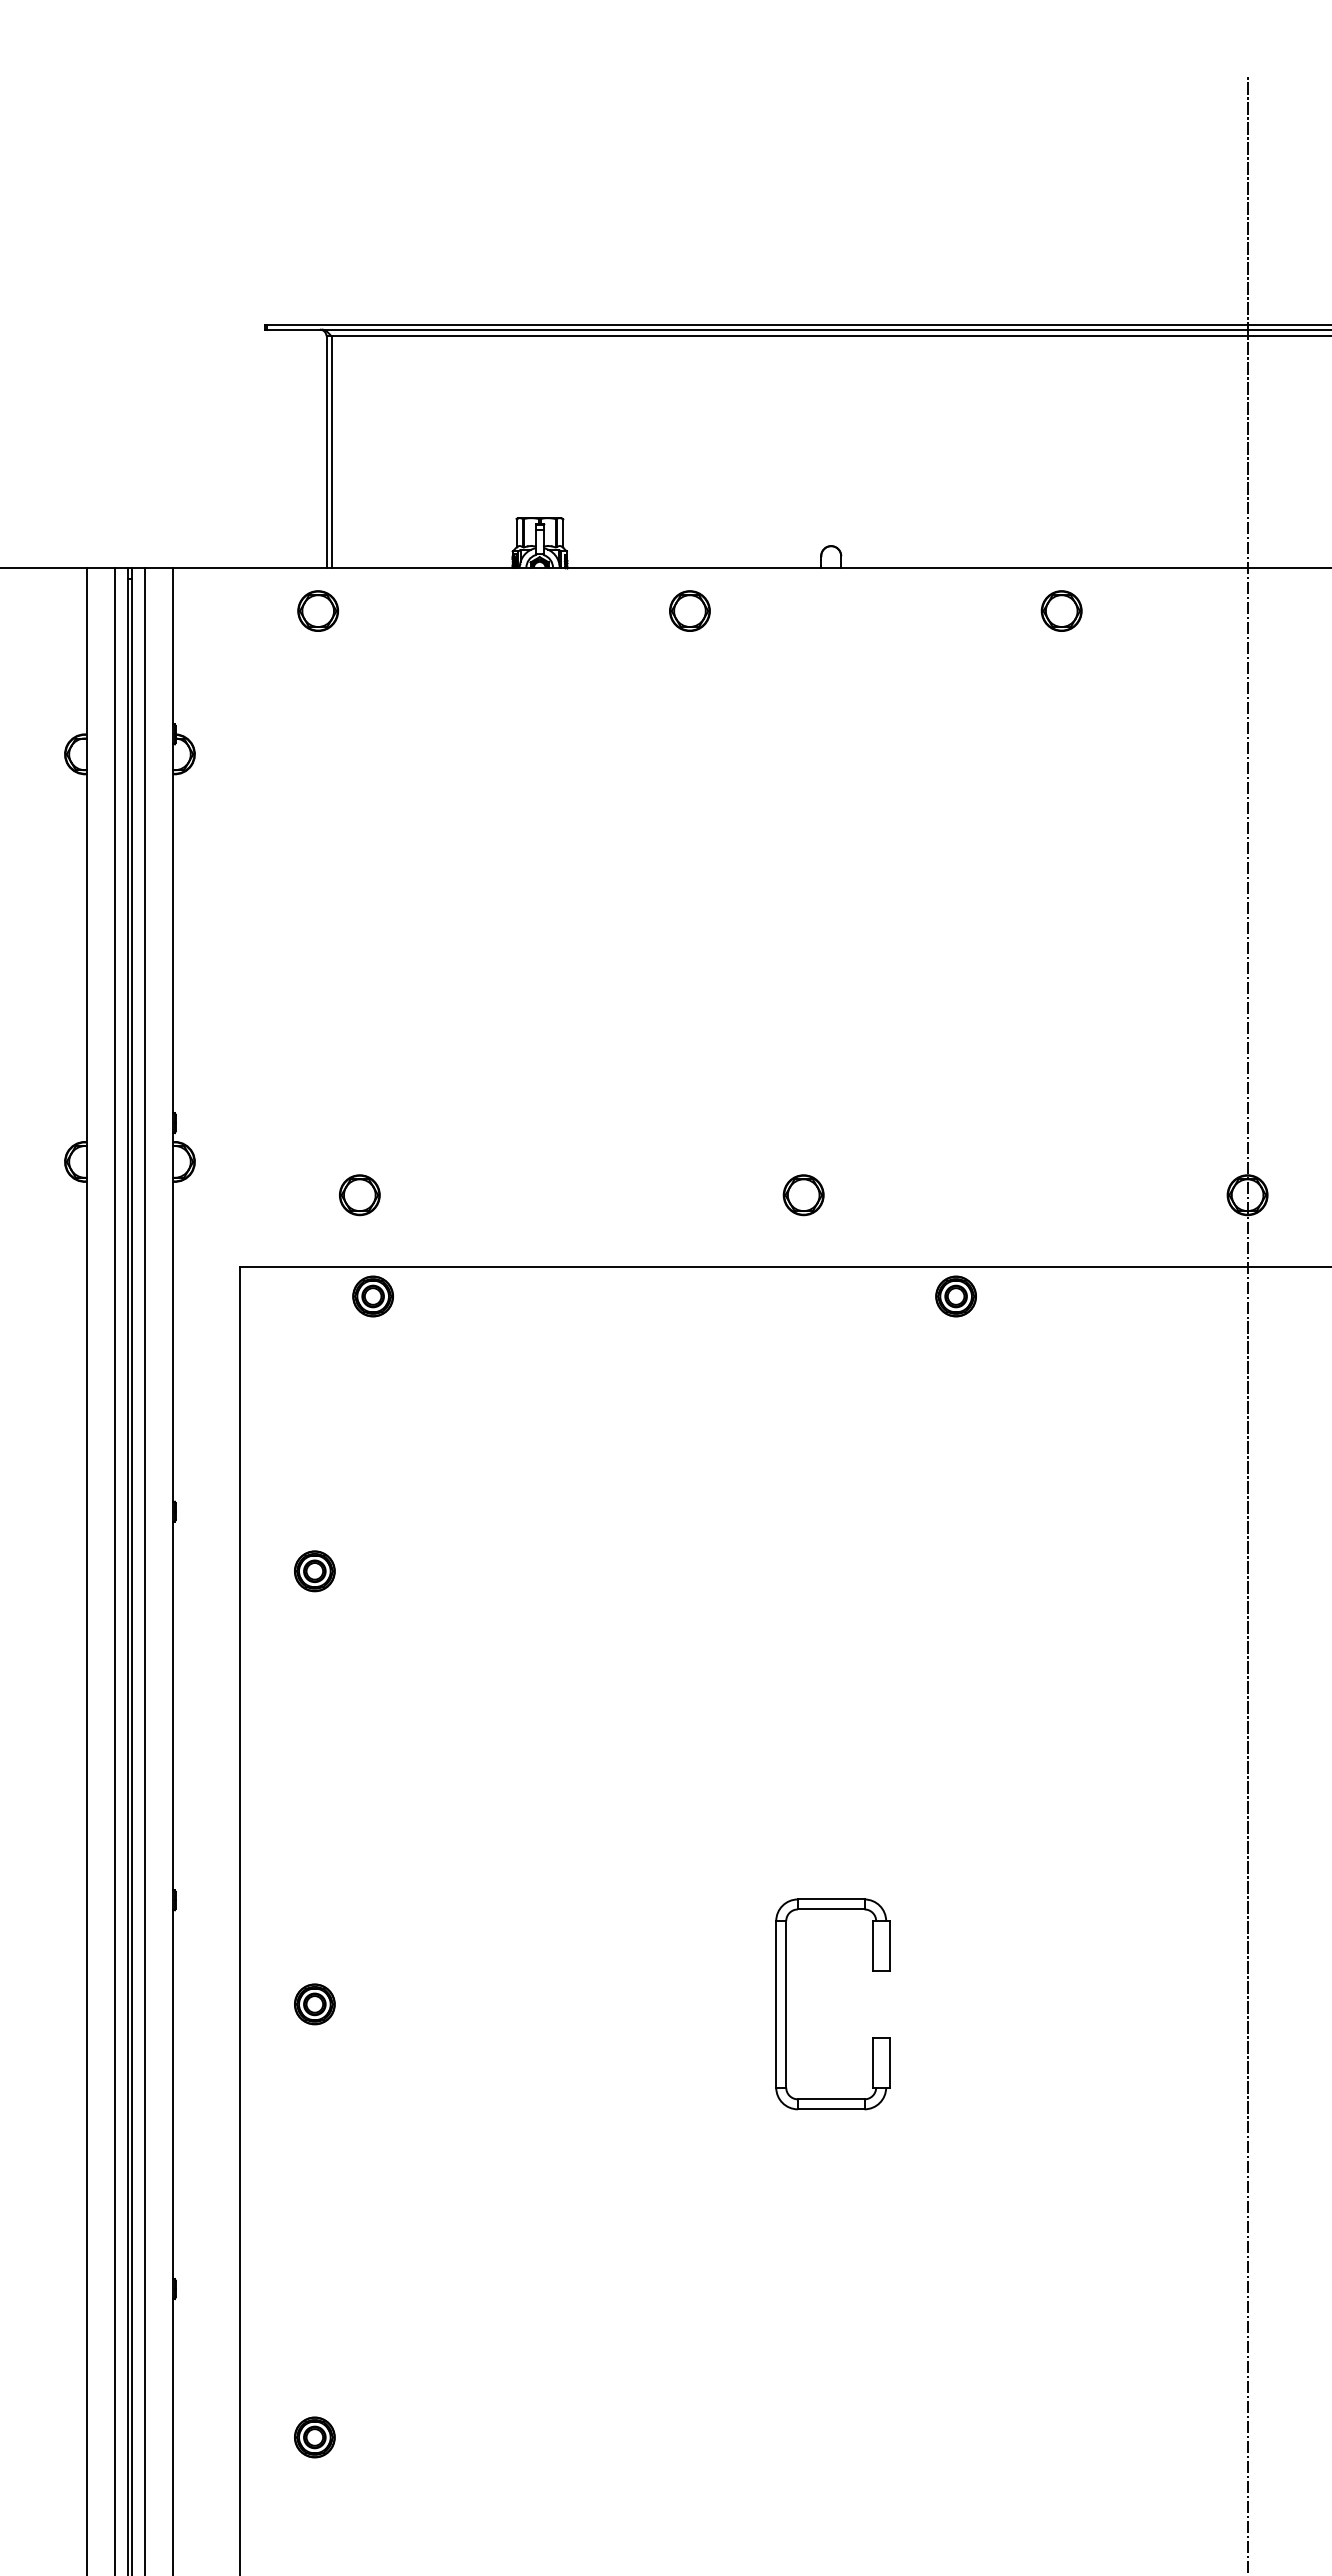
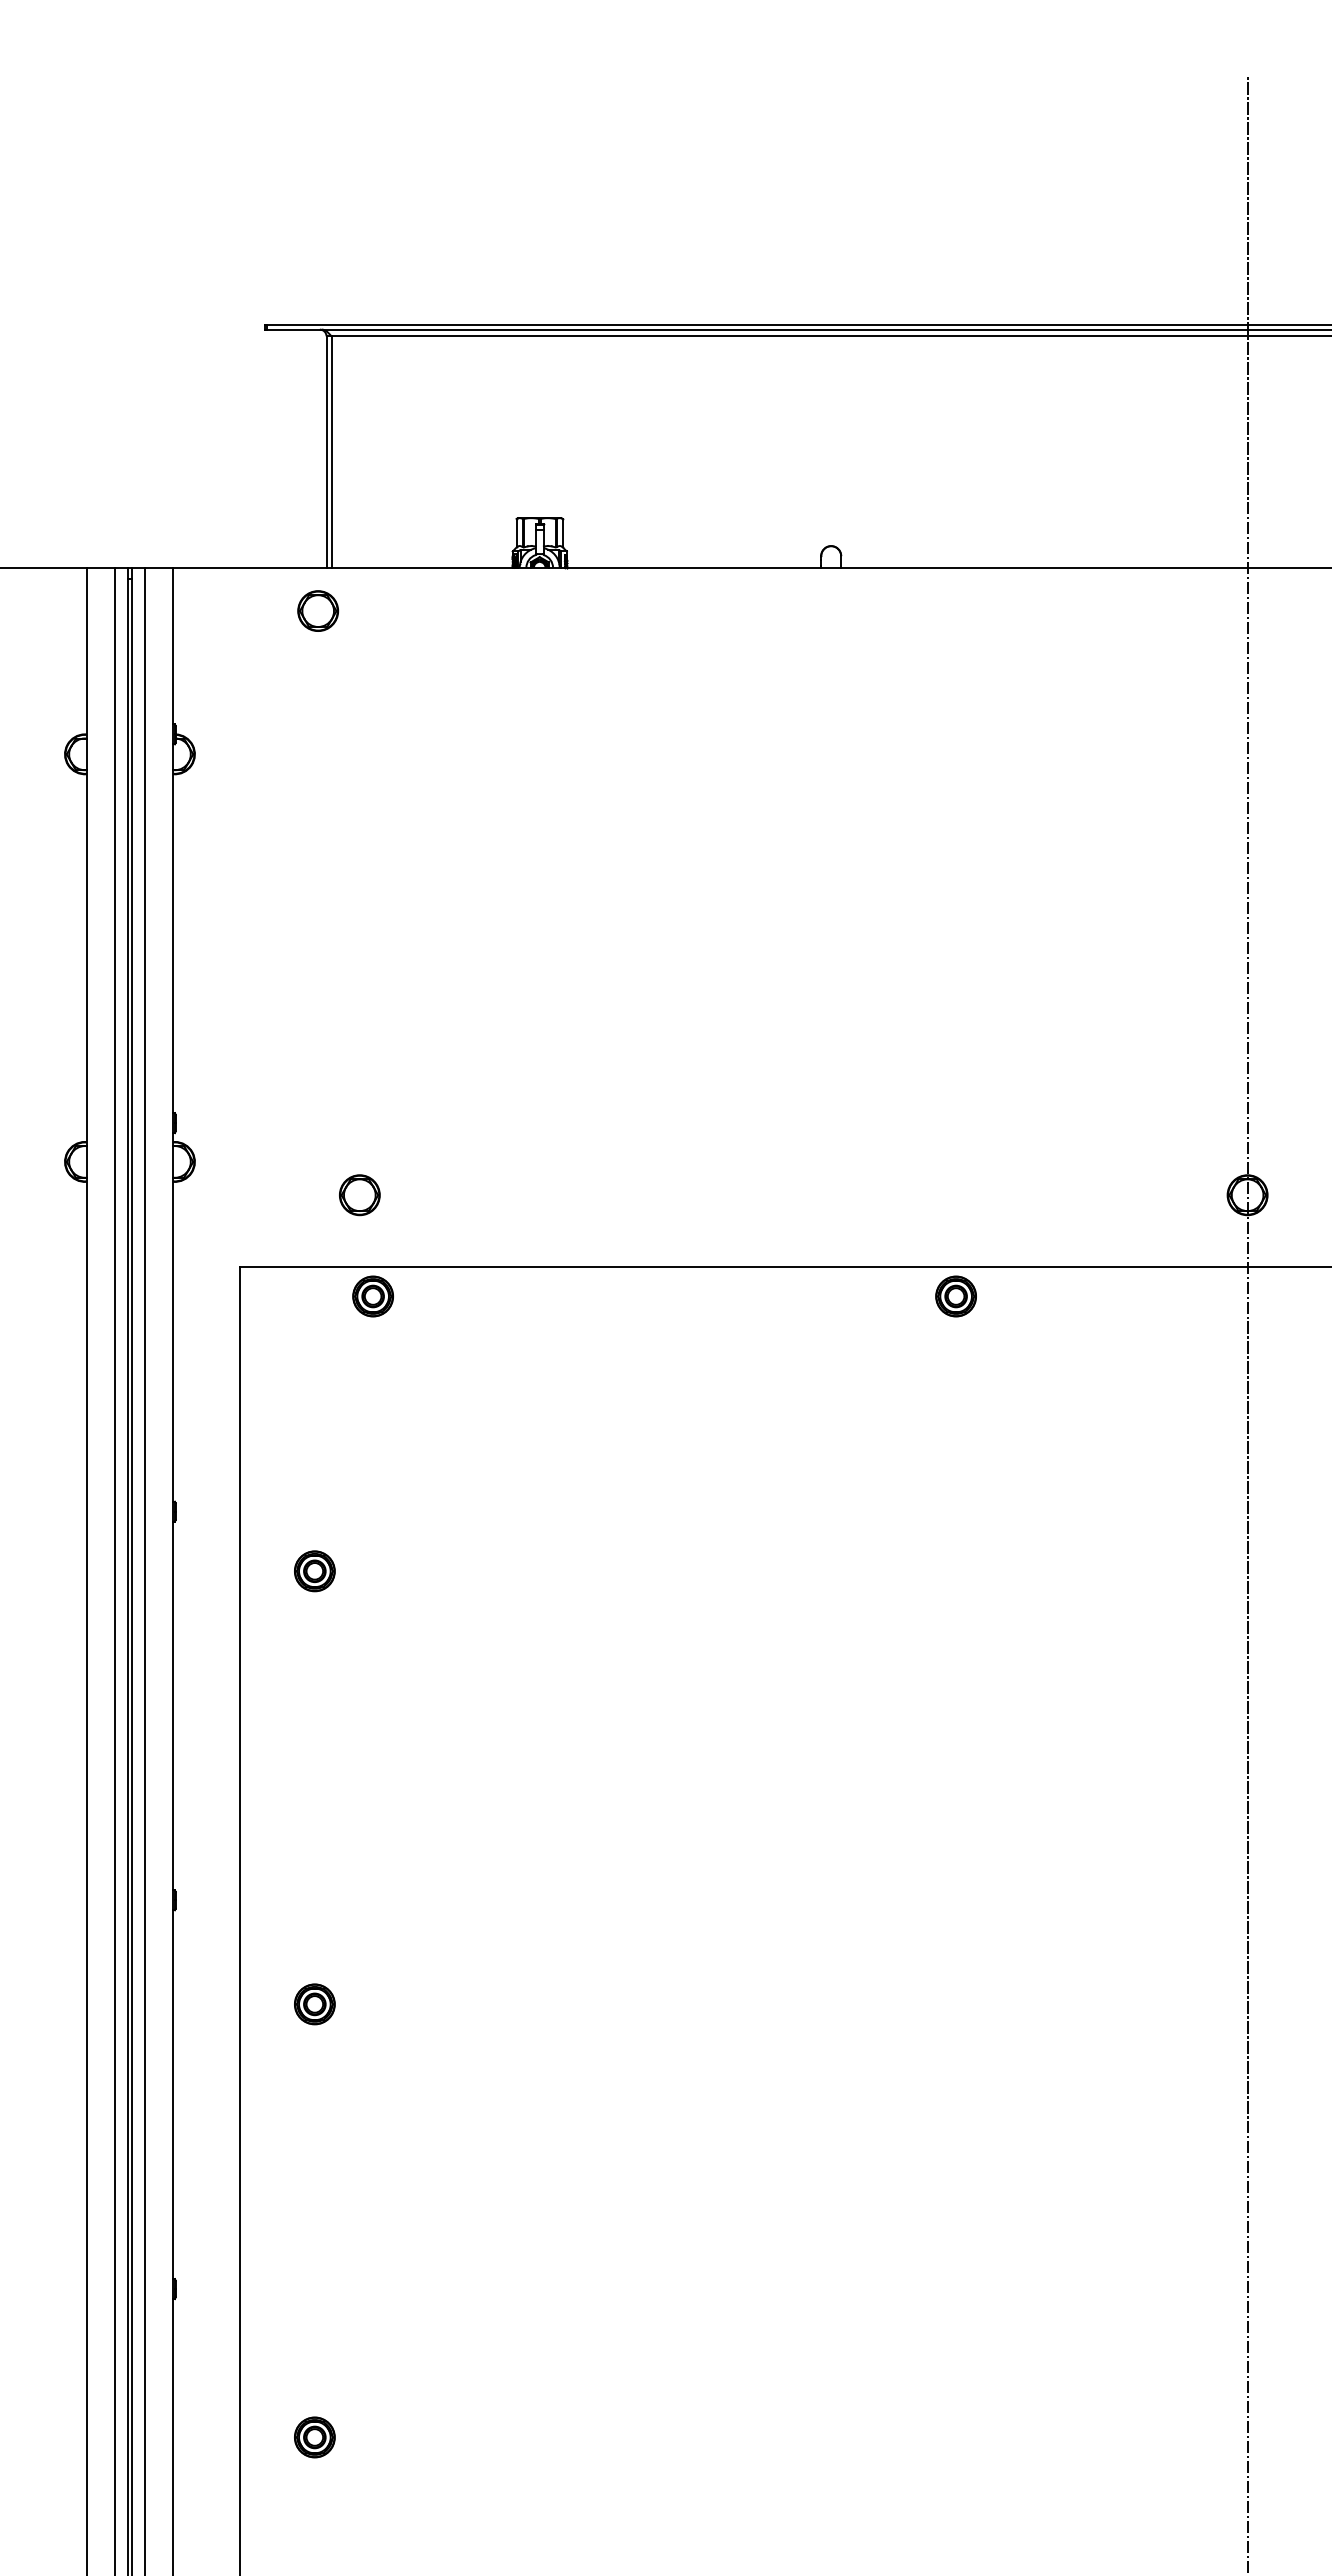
part: present -> none (689, 610)
part: present -> none (1061, 610)
part: present -> none (803, 1195)
part: present -> none (786, 2004)
